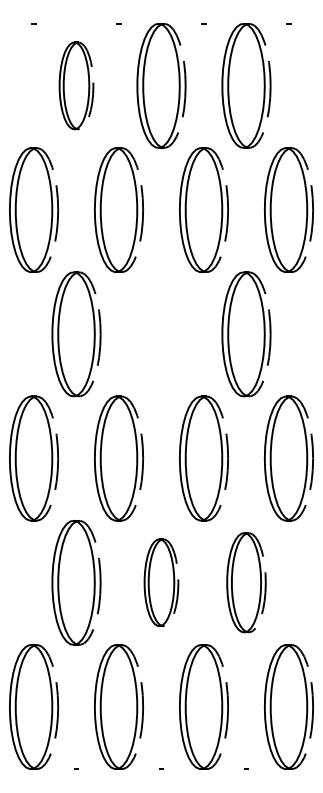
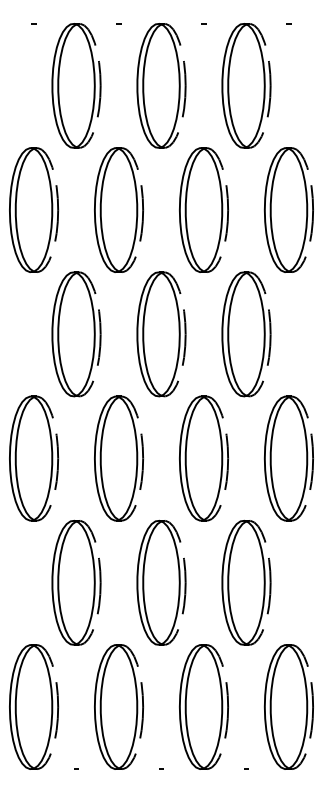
part size: 37x90 px -> 51x126 px (76, 85)
part: none -> present (161, 334)
part size: 37x89 px -> 51x127 px (161, 582)
part size: 41x102 px -> 51x127 px (246, 582)
